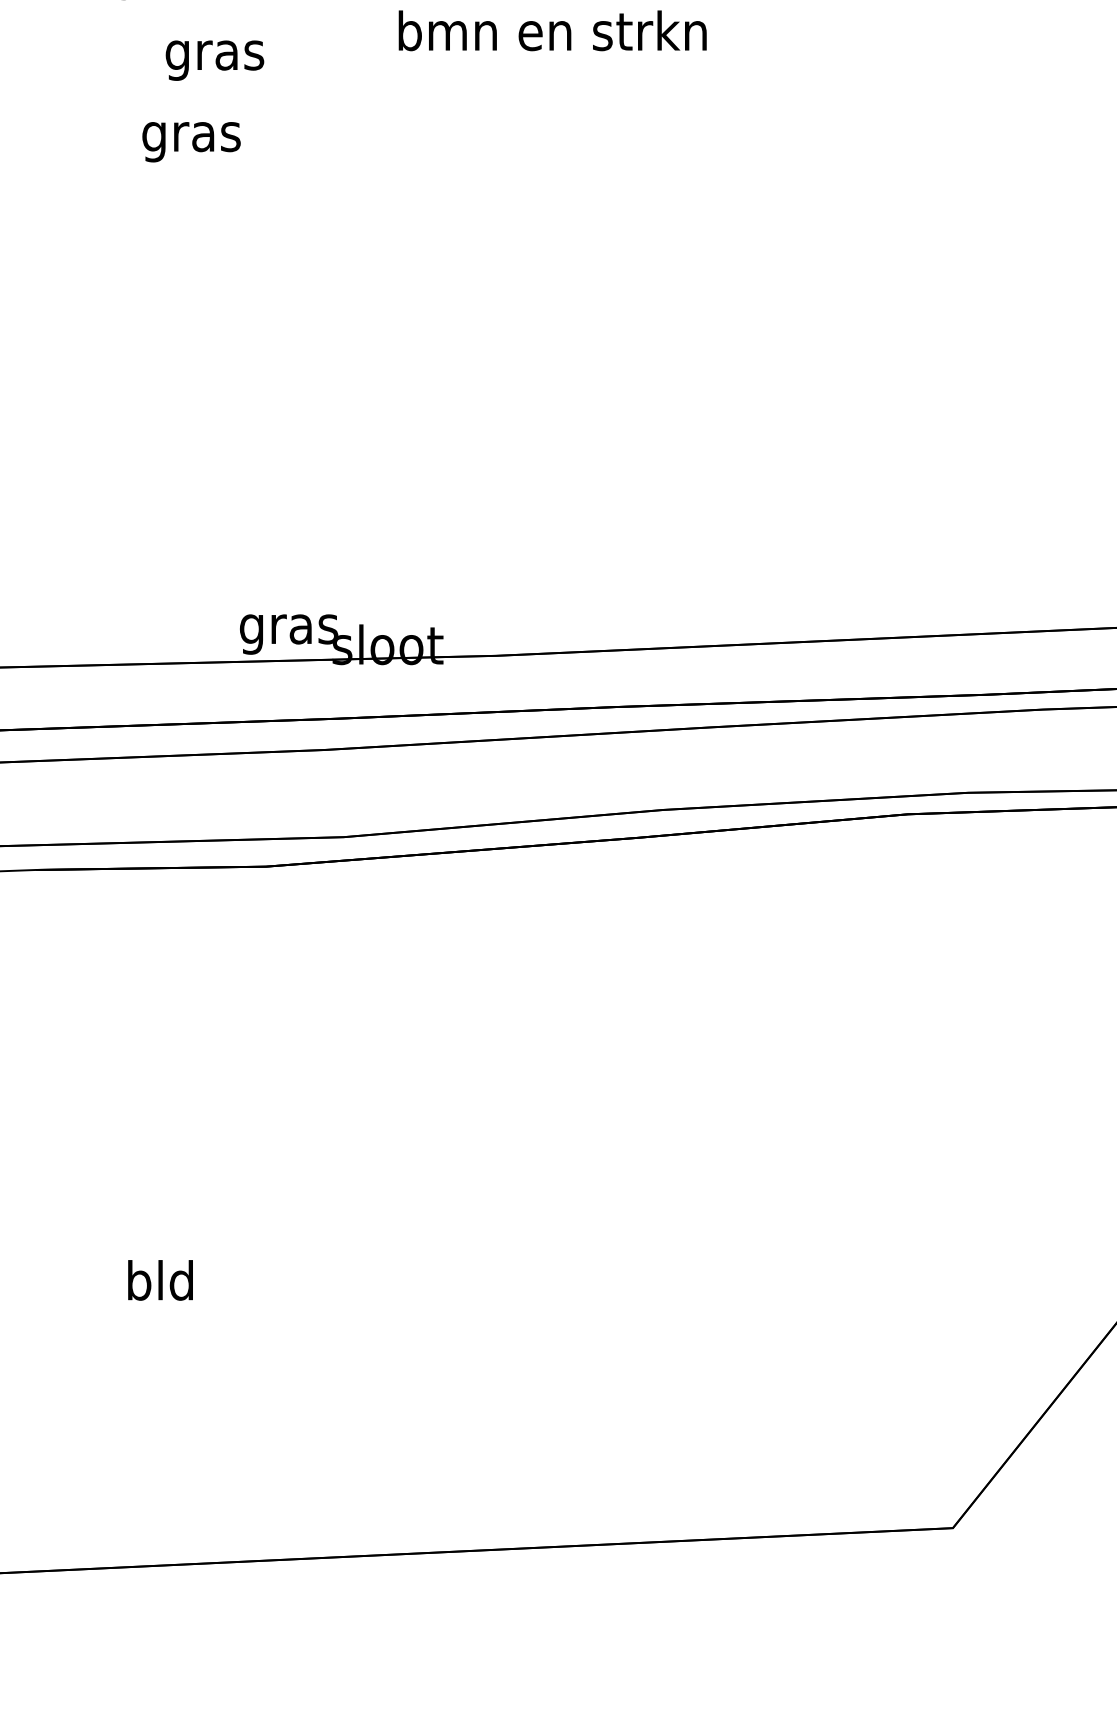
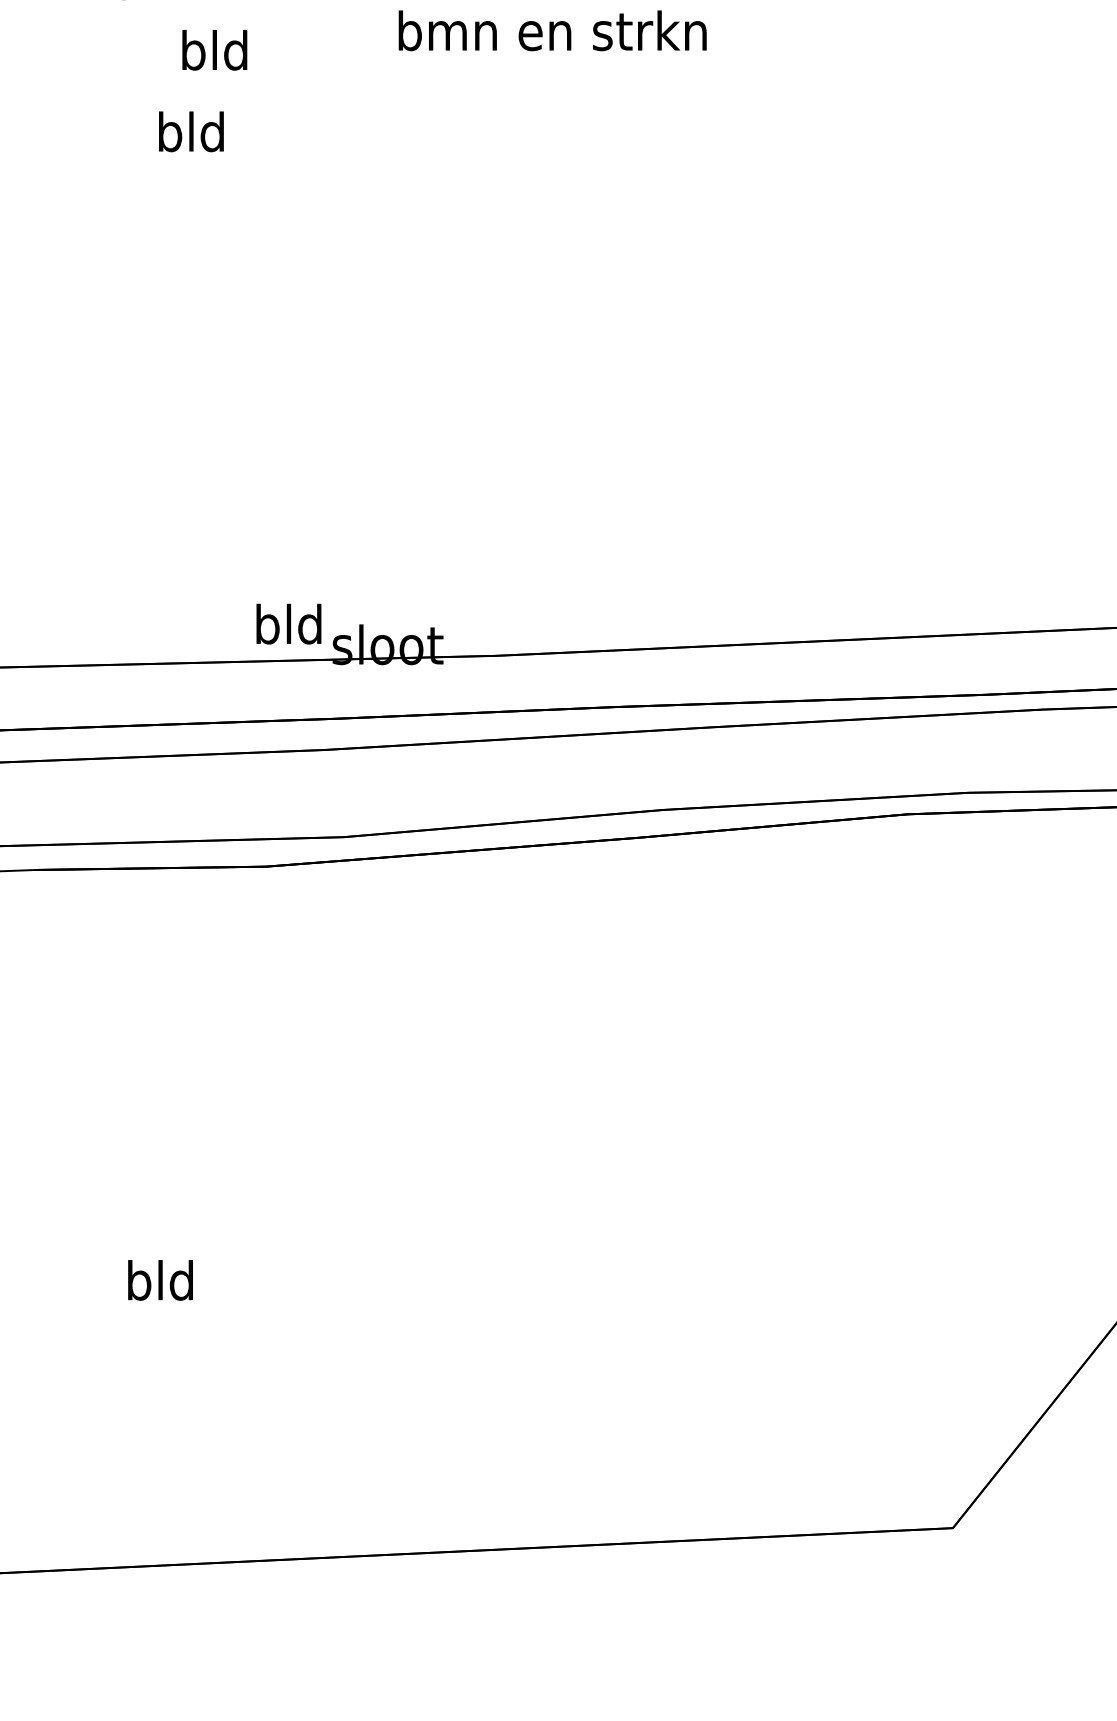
text: gras -> bld (214, 55)
text: gras -> bld (191, 136)
text: gras -> bld (288, 628)
